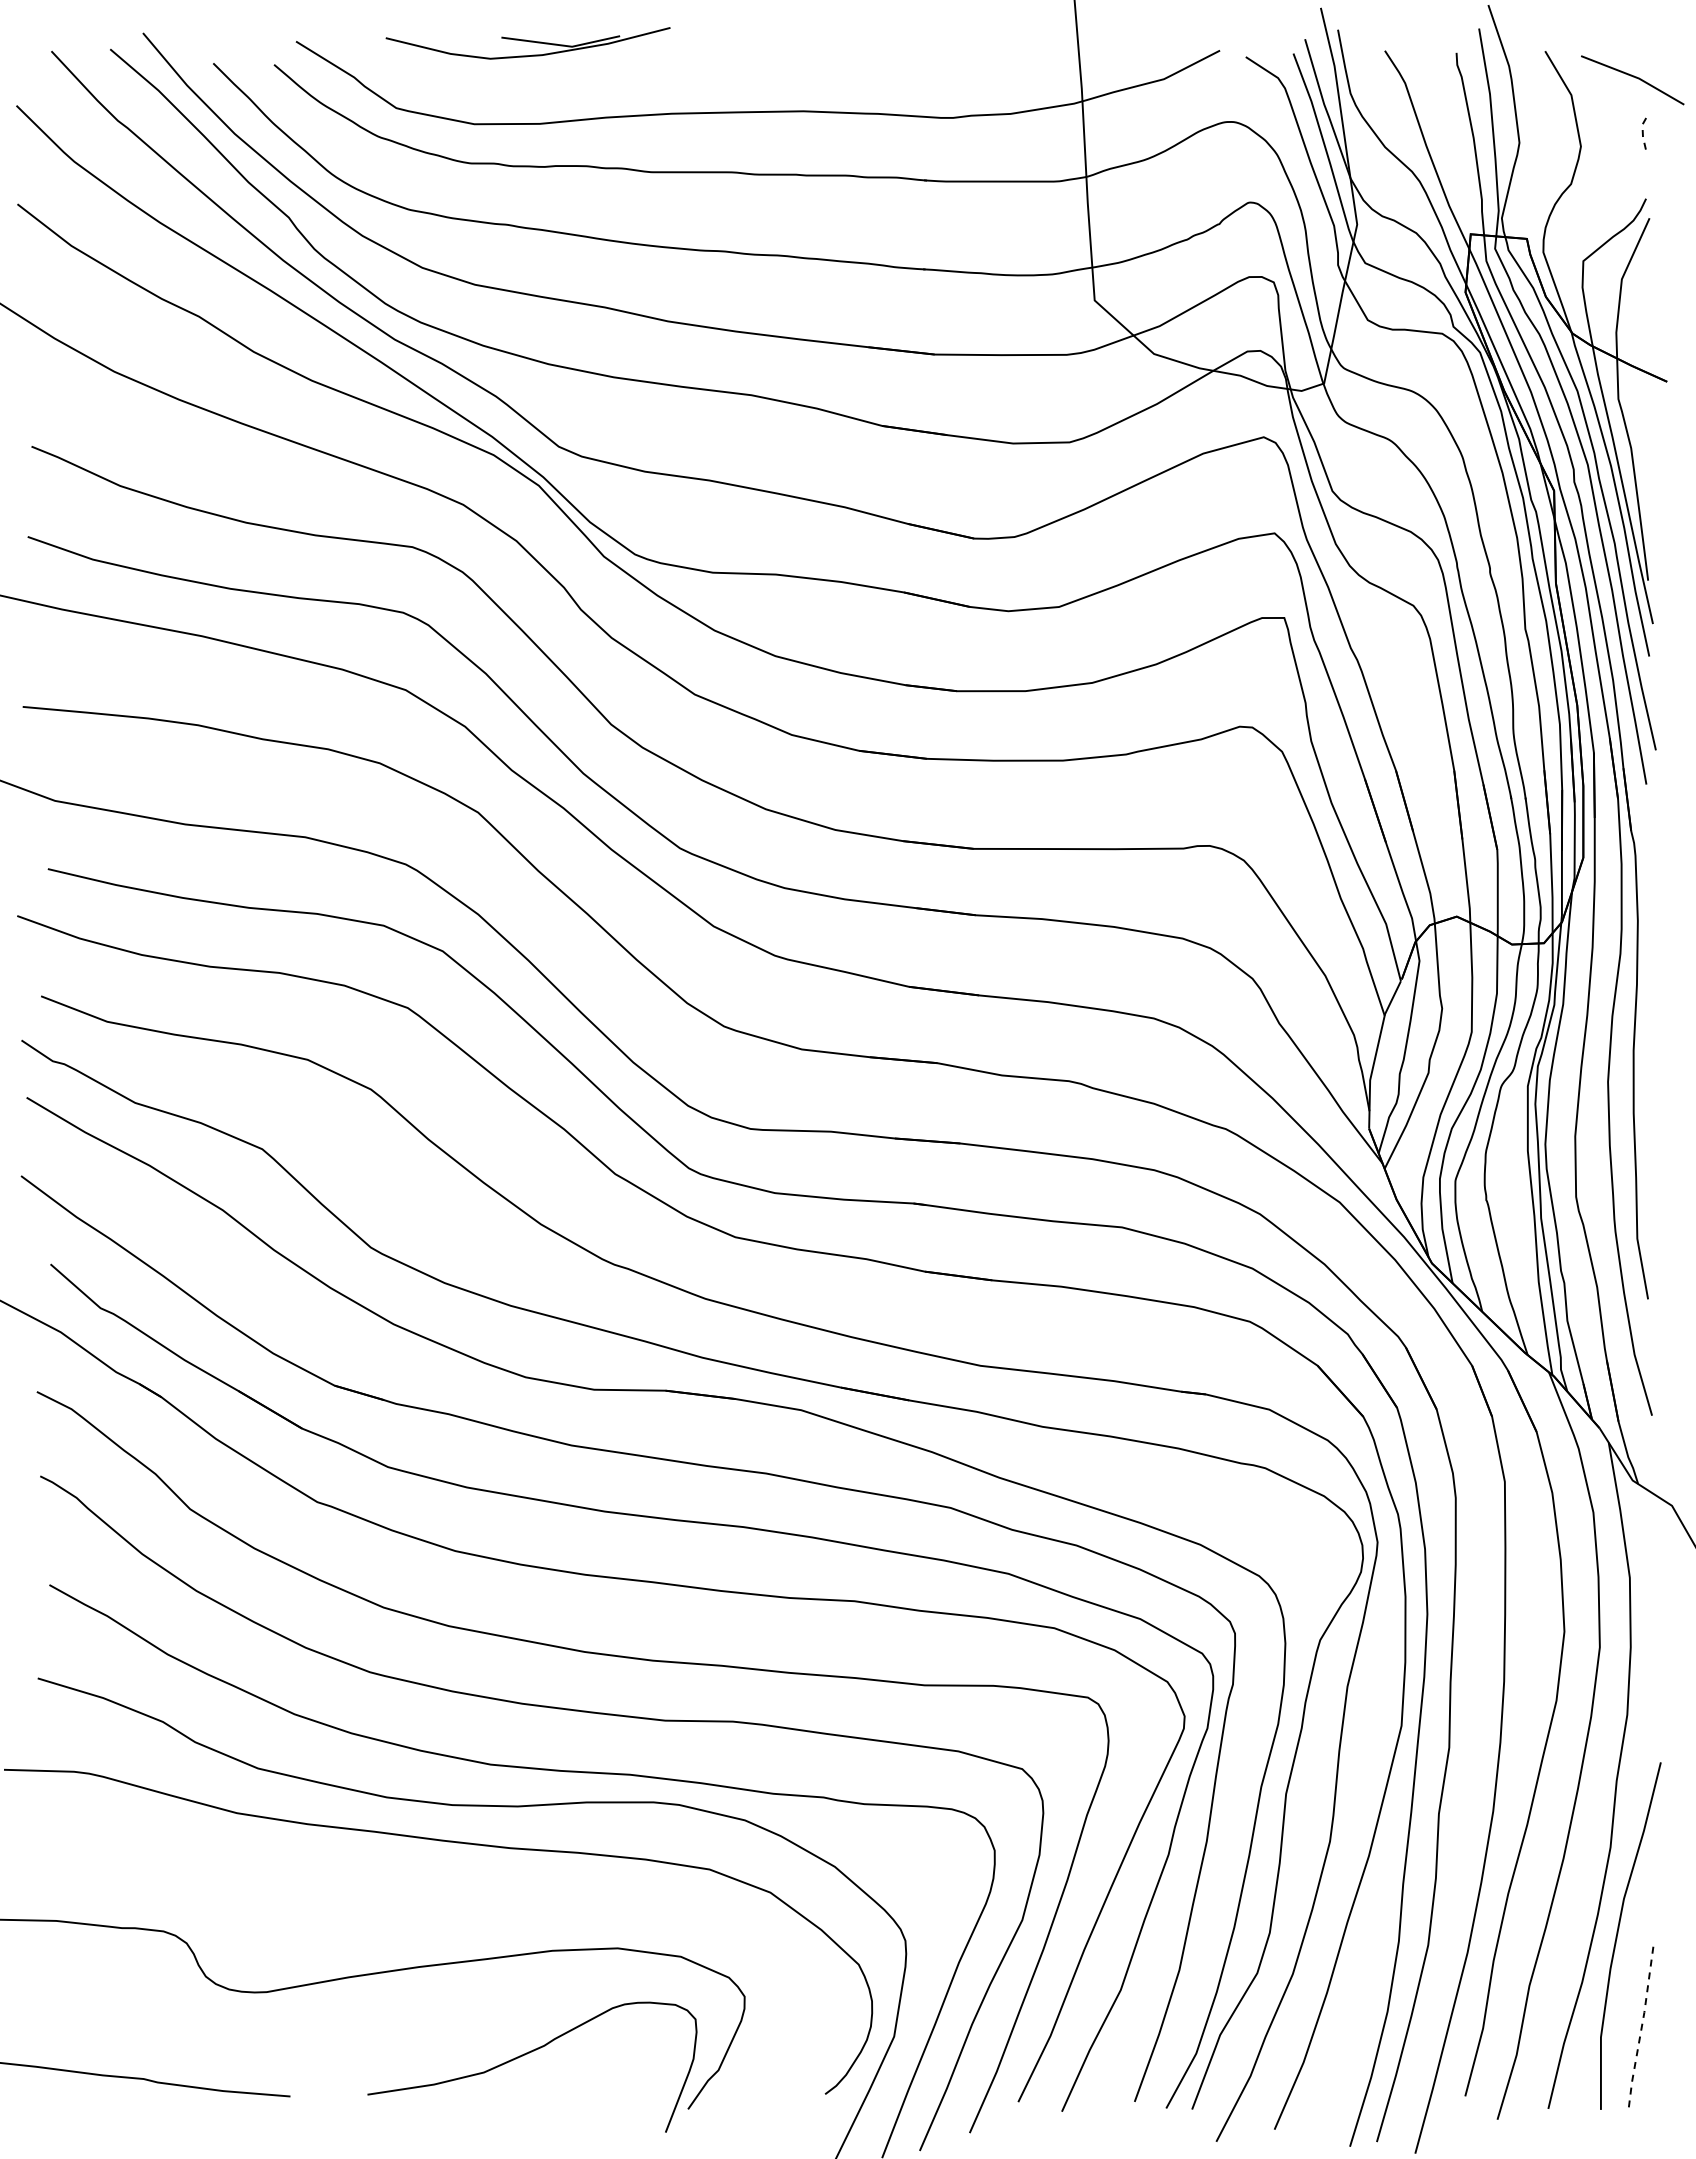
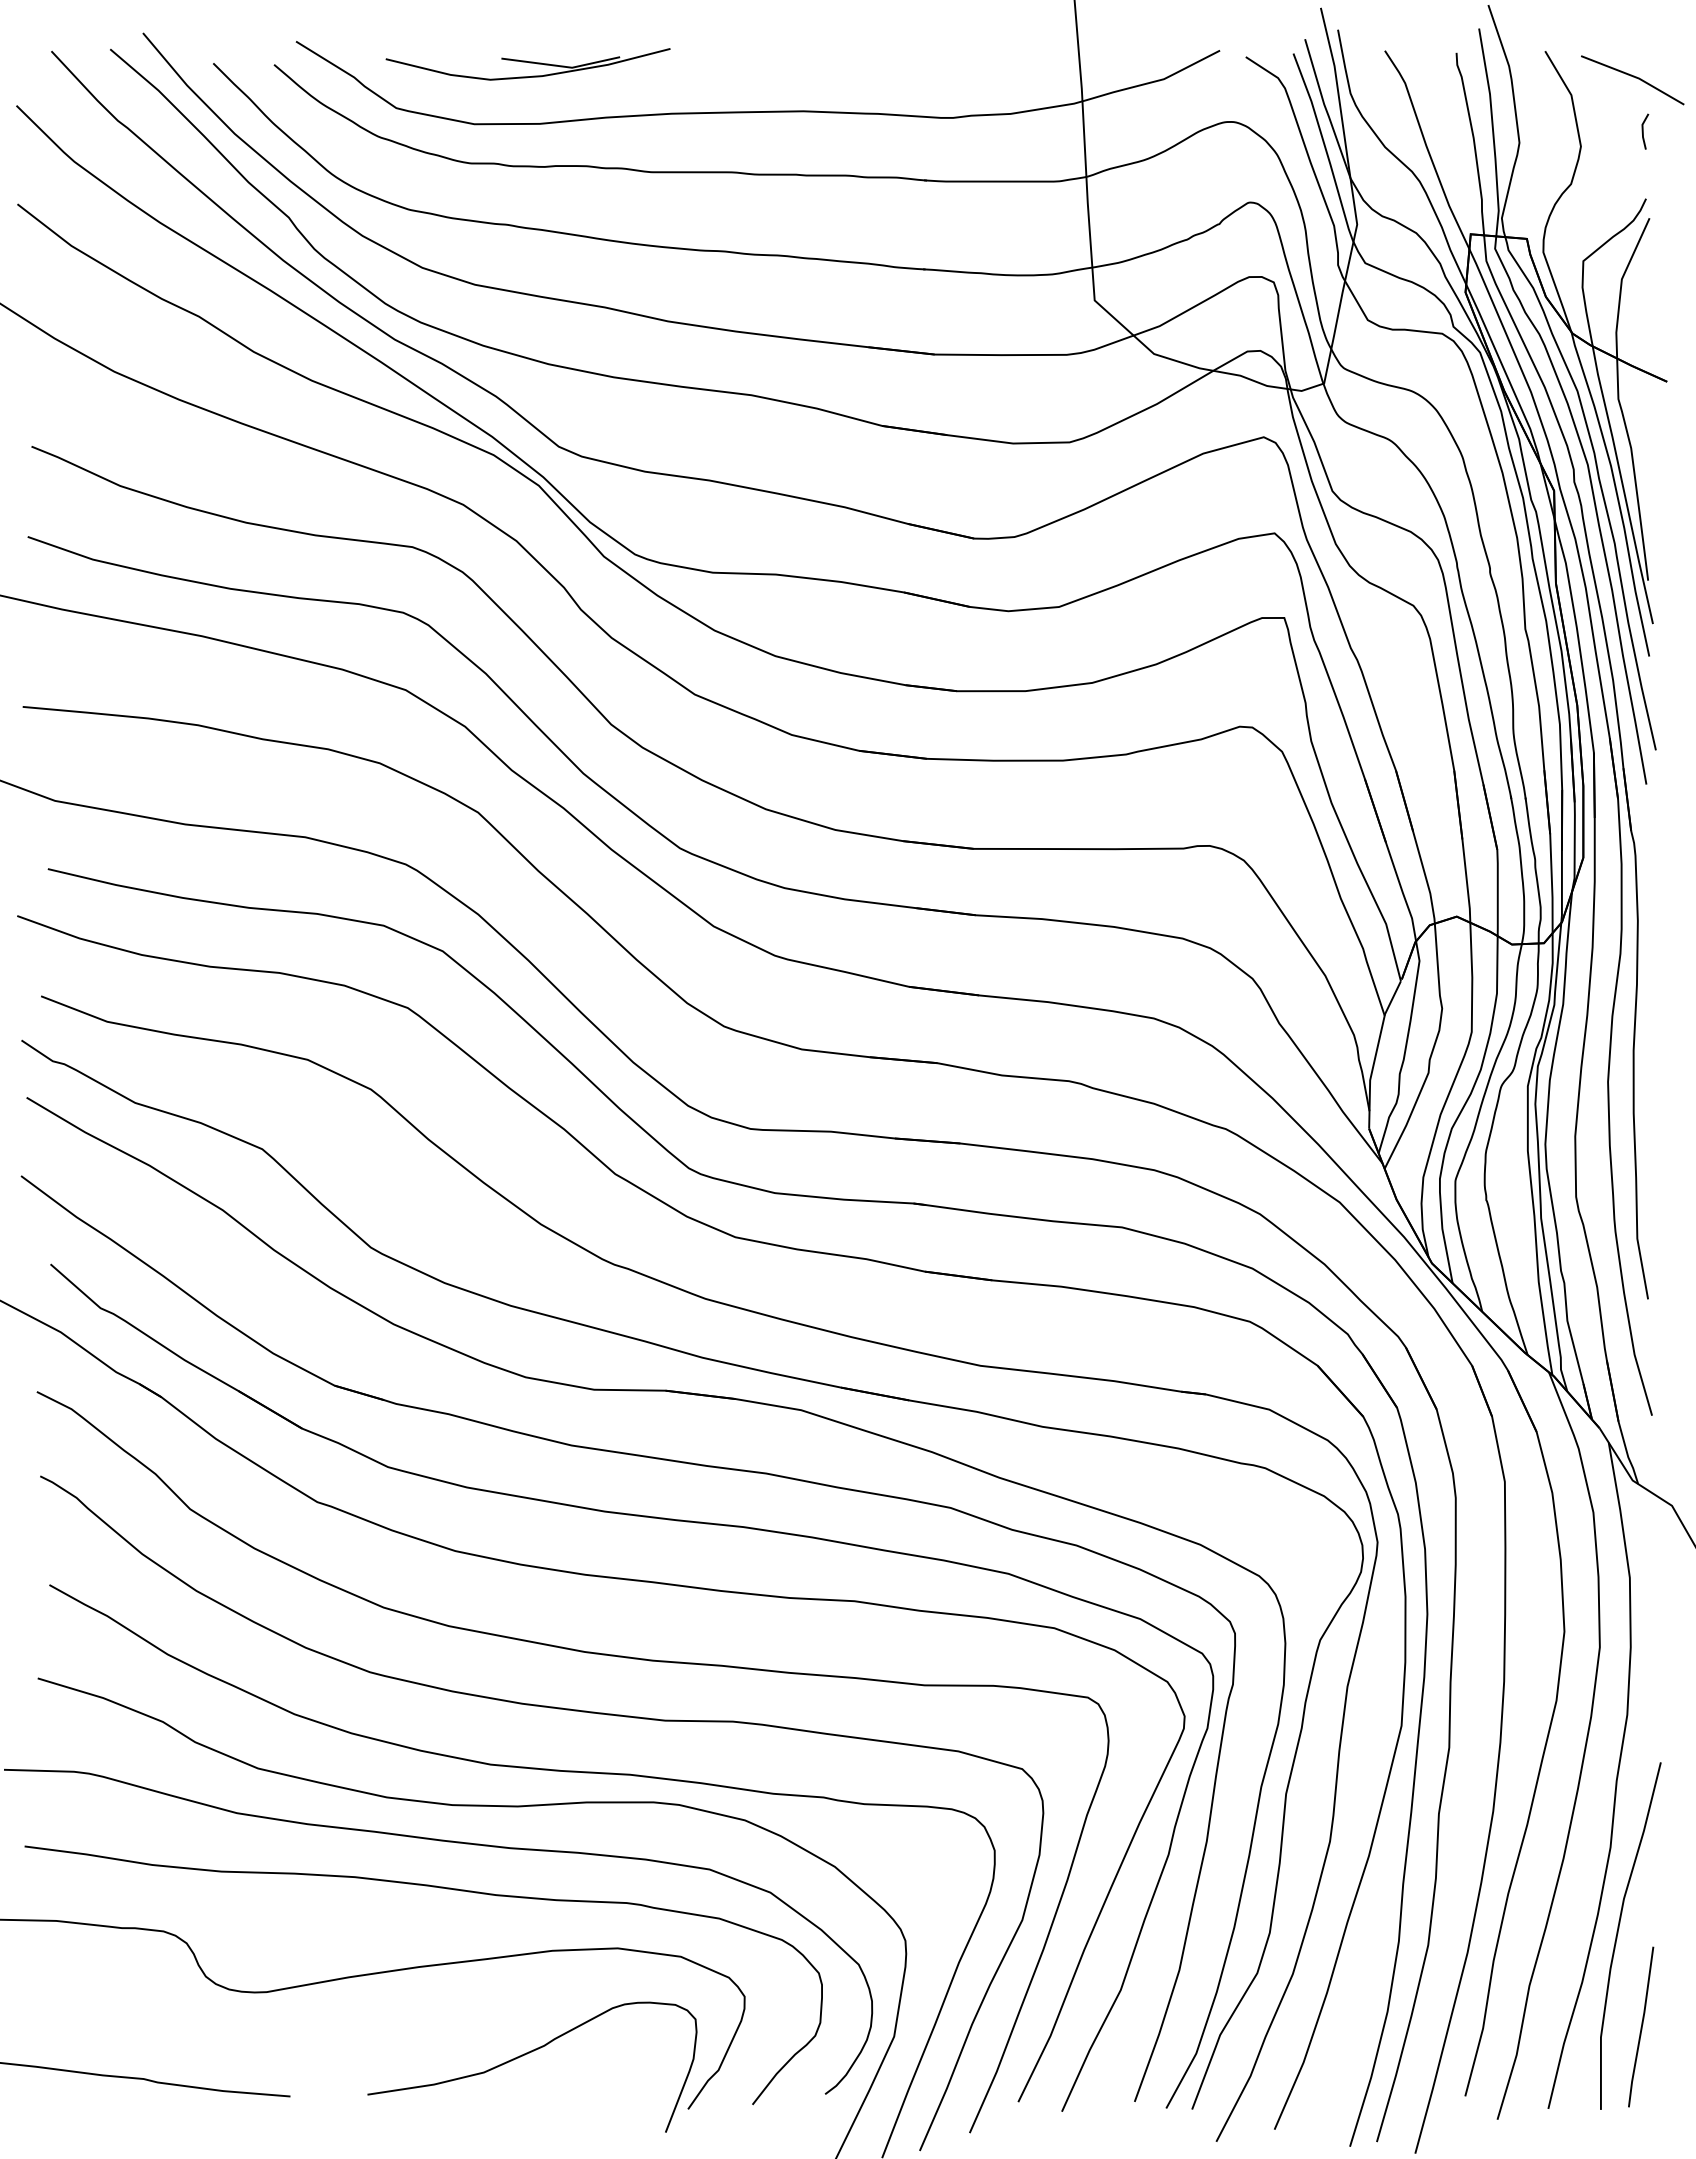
part position: (527, 43) -> (527, 64) (527, 64)
line: dashed -> solid (1642, 130)
curve: none -> present (432, 1887)
line: dashed -> solid (1641, 2027)
